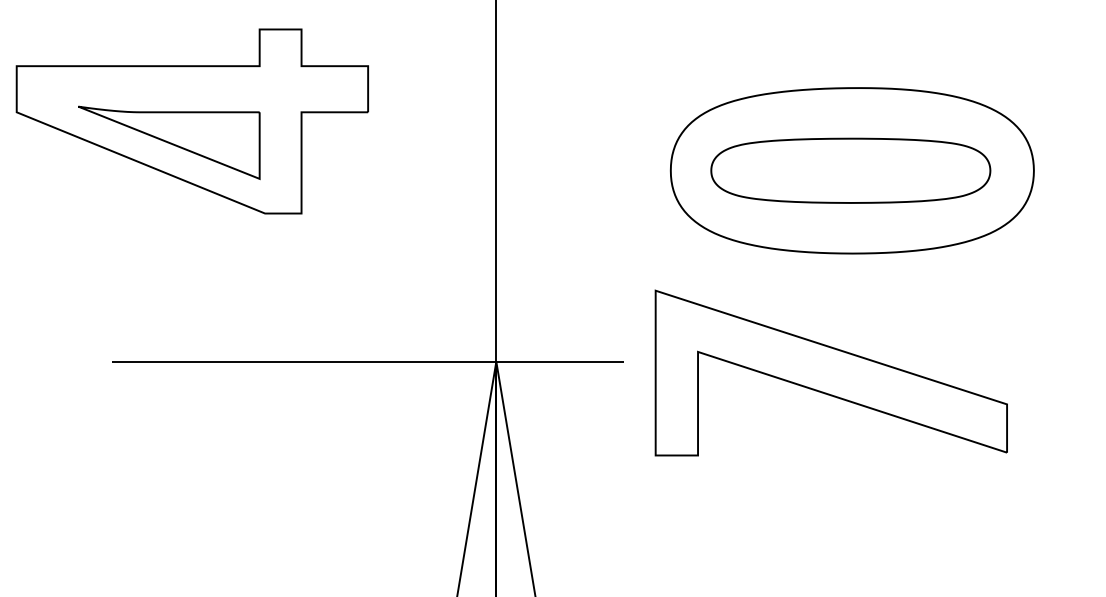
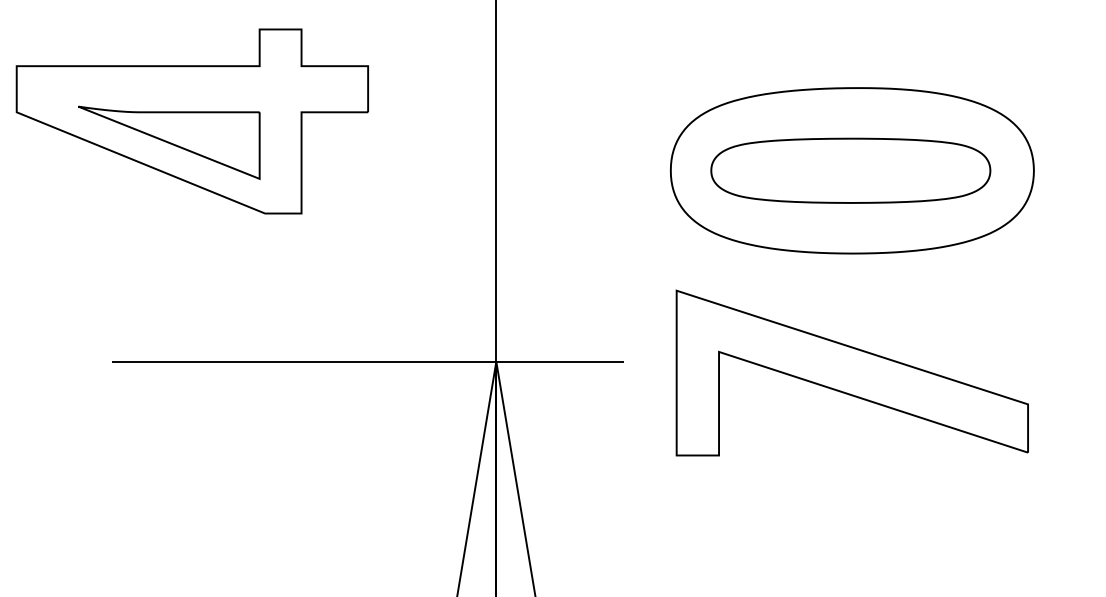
part position: (830, 372) -> (851, 372) (851, 372)
